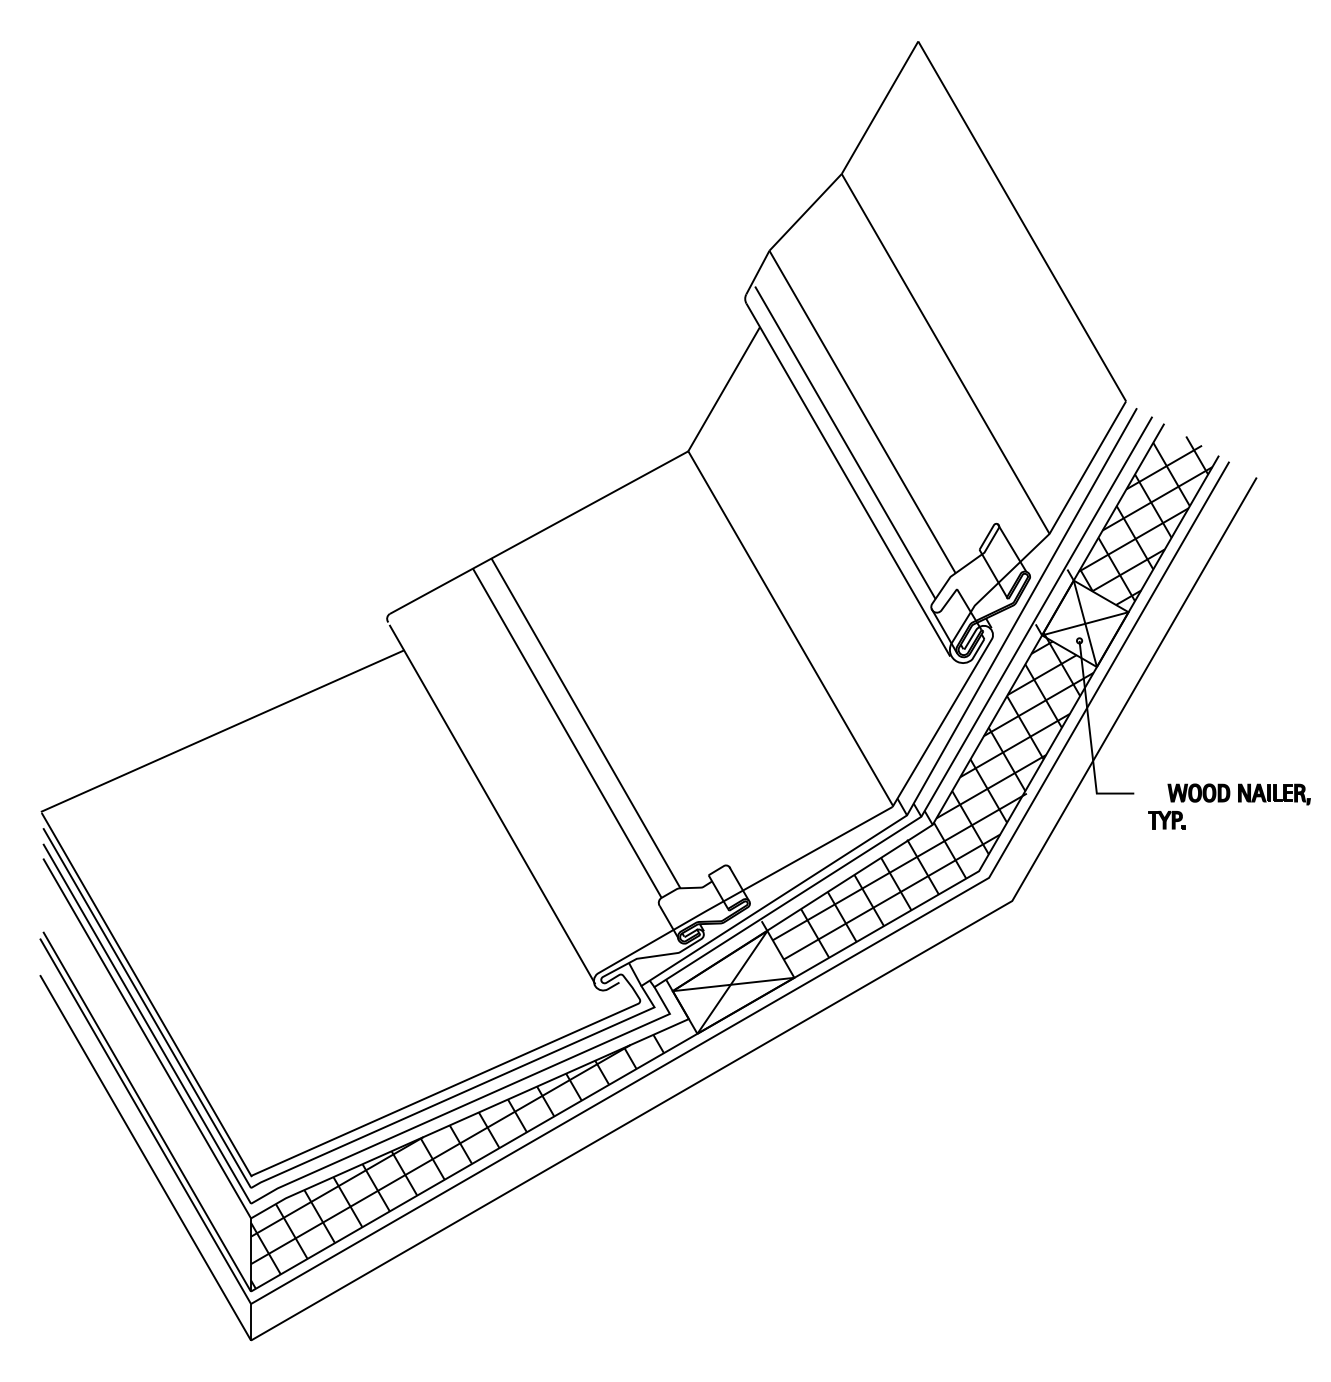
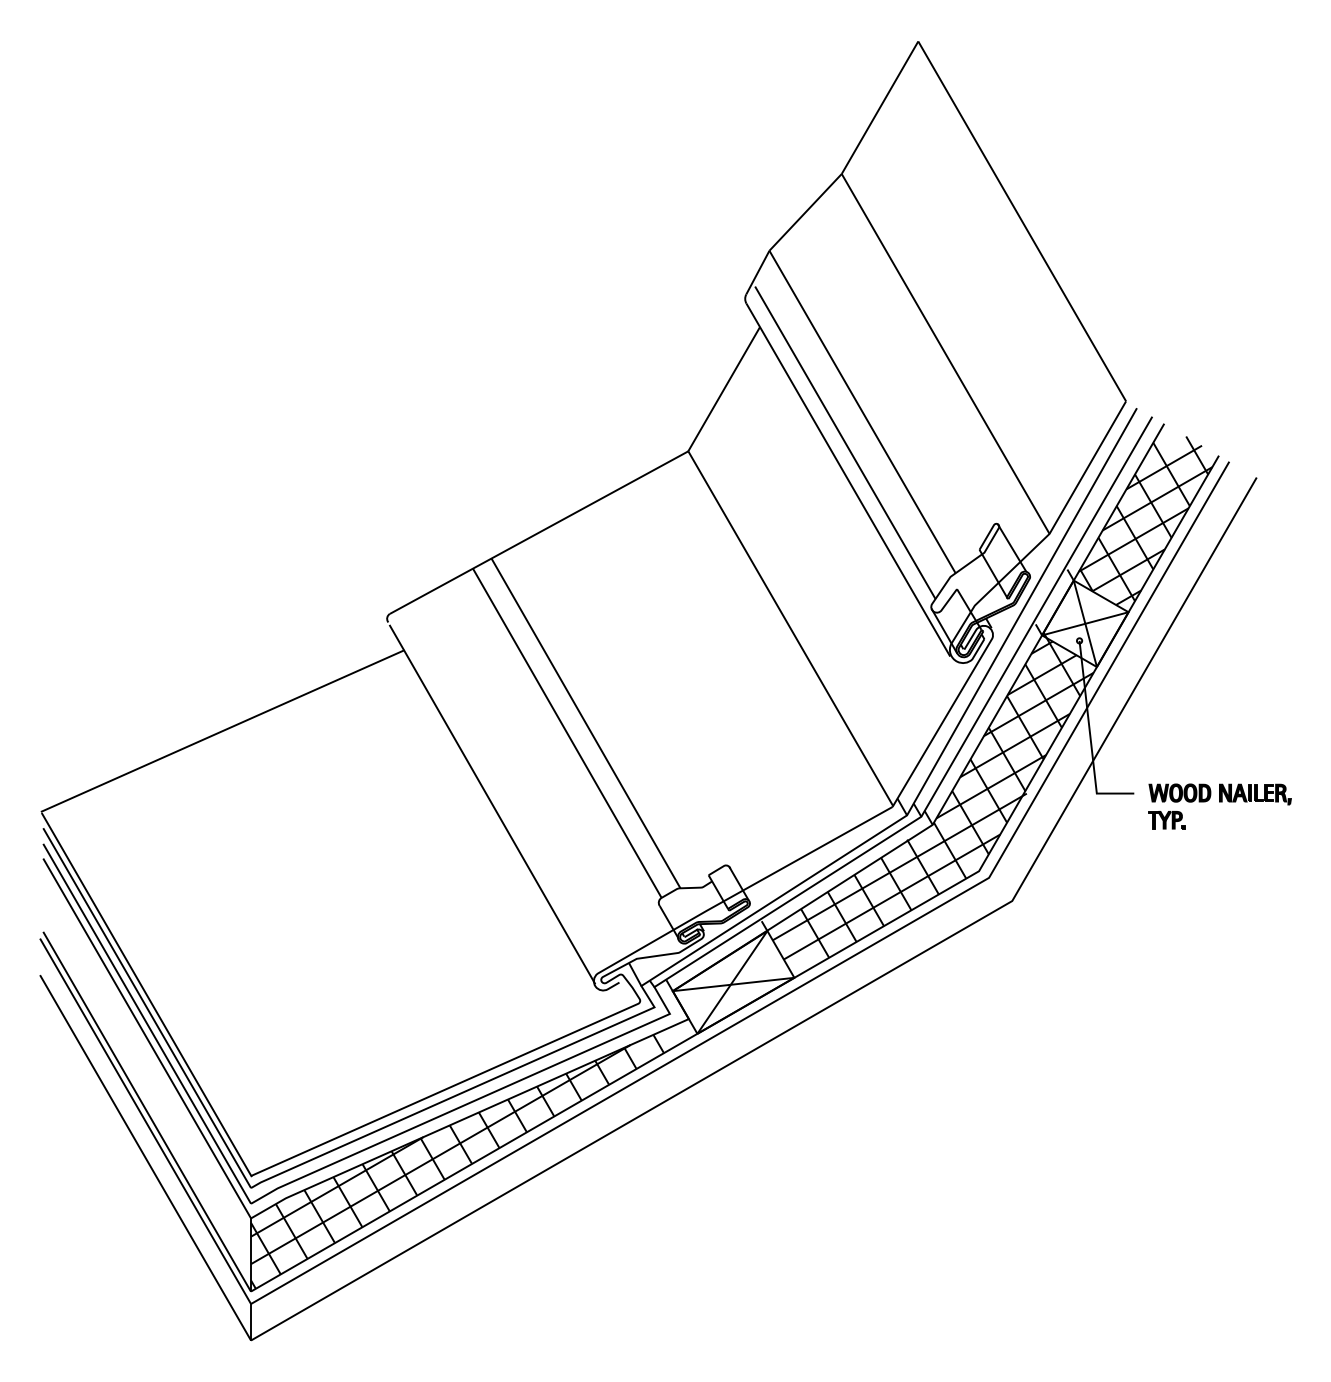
part position: (1238, 794) -> (1219, 794) (1219, 794)
